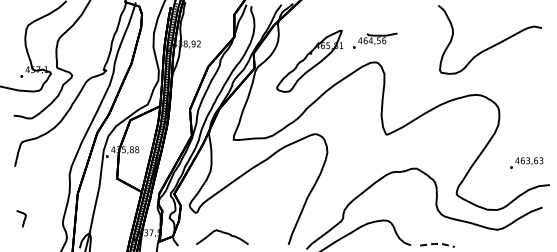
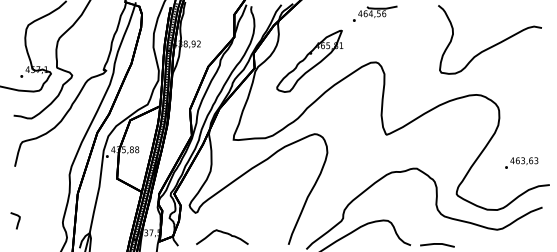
part position: (375, 40) -> (375, 13) (375, 13)
text position: (526, 162) -> (521, 162) (521, 162)
curve position: (23, 219) -> (17, 221) (17, 221)
line: dashed -> solid (437, 243)
